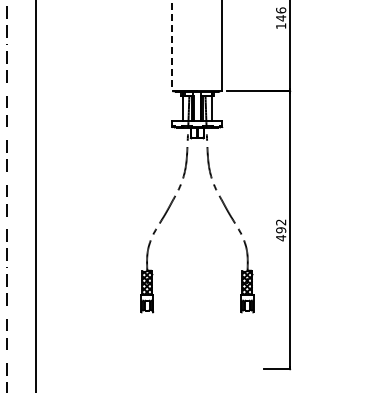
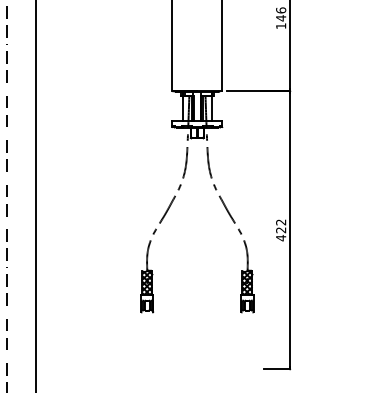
line: dashed -> solid (172, 46)
text: 492 -> 422 (281, 230)
